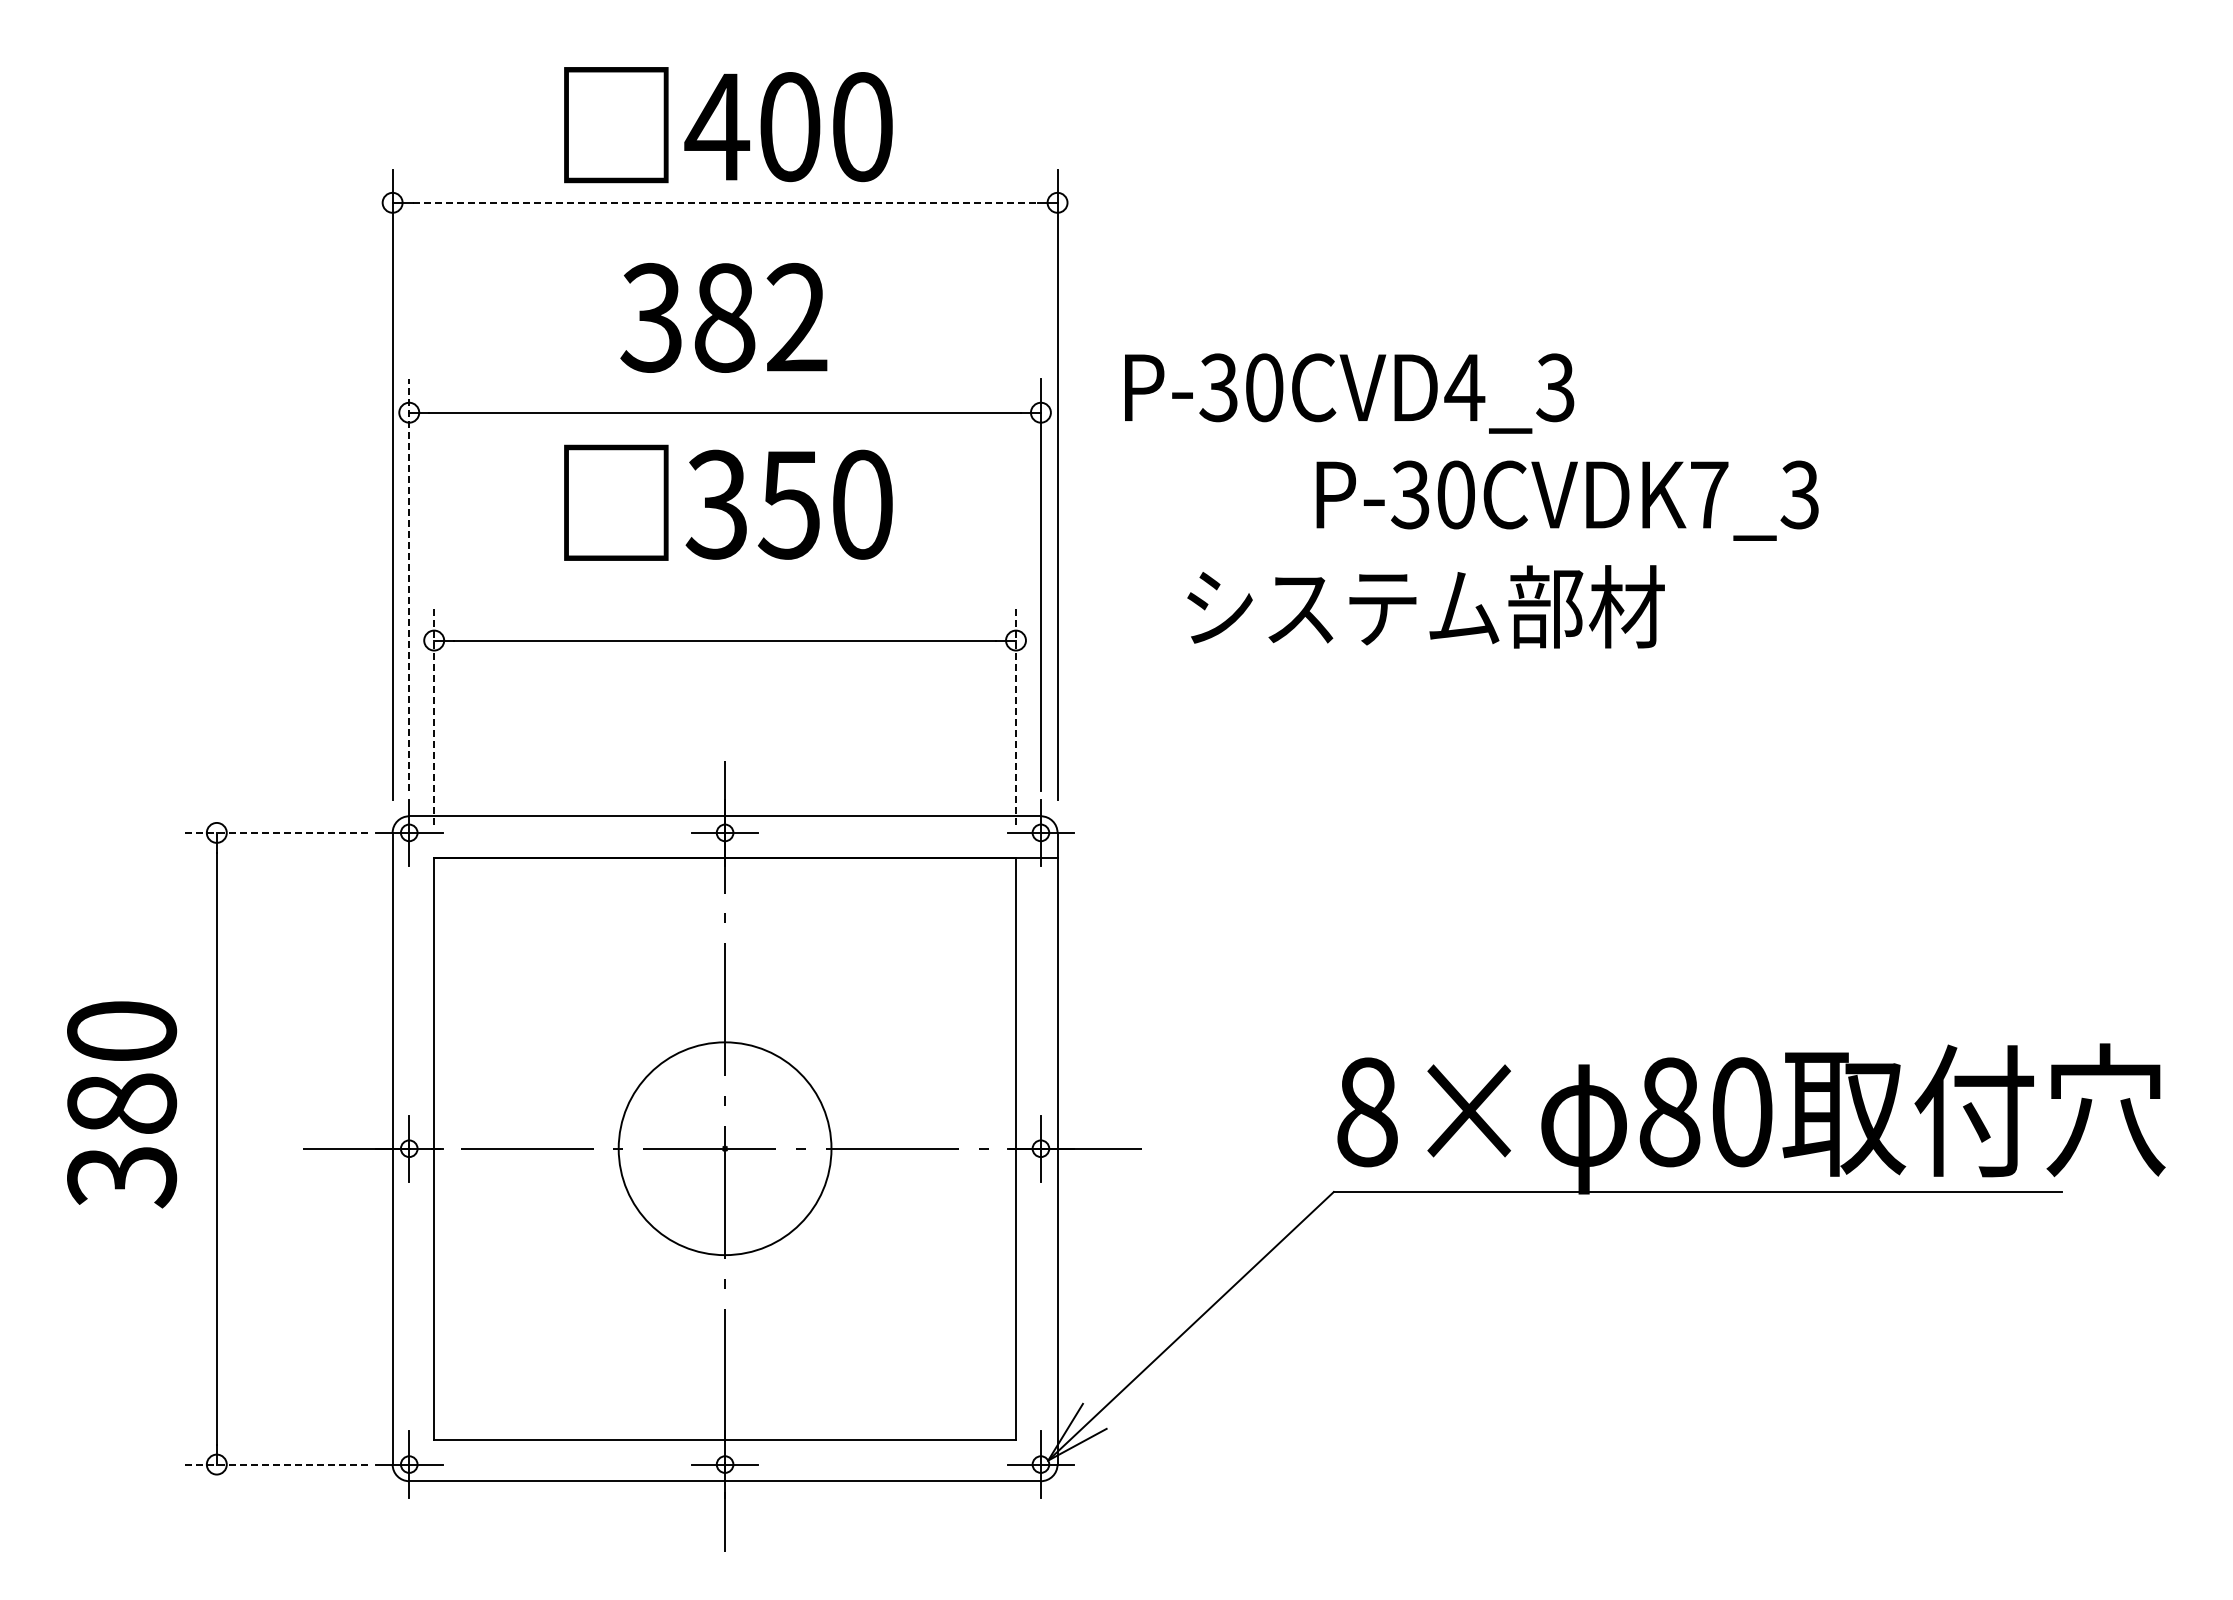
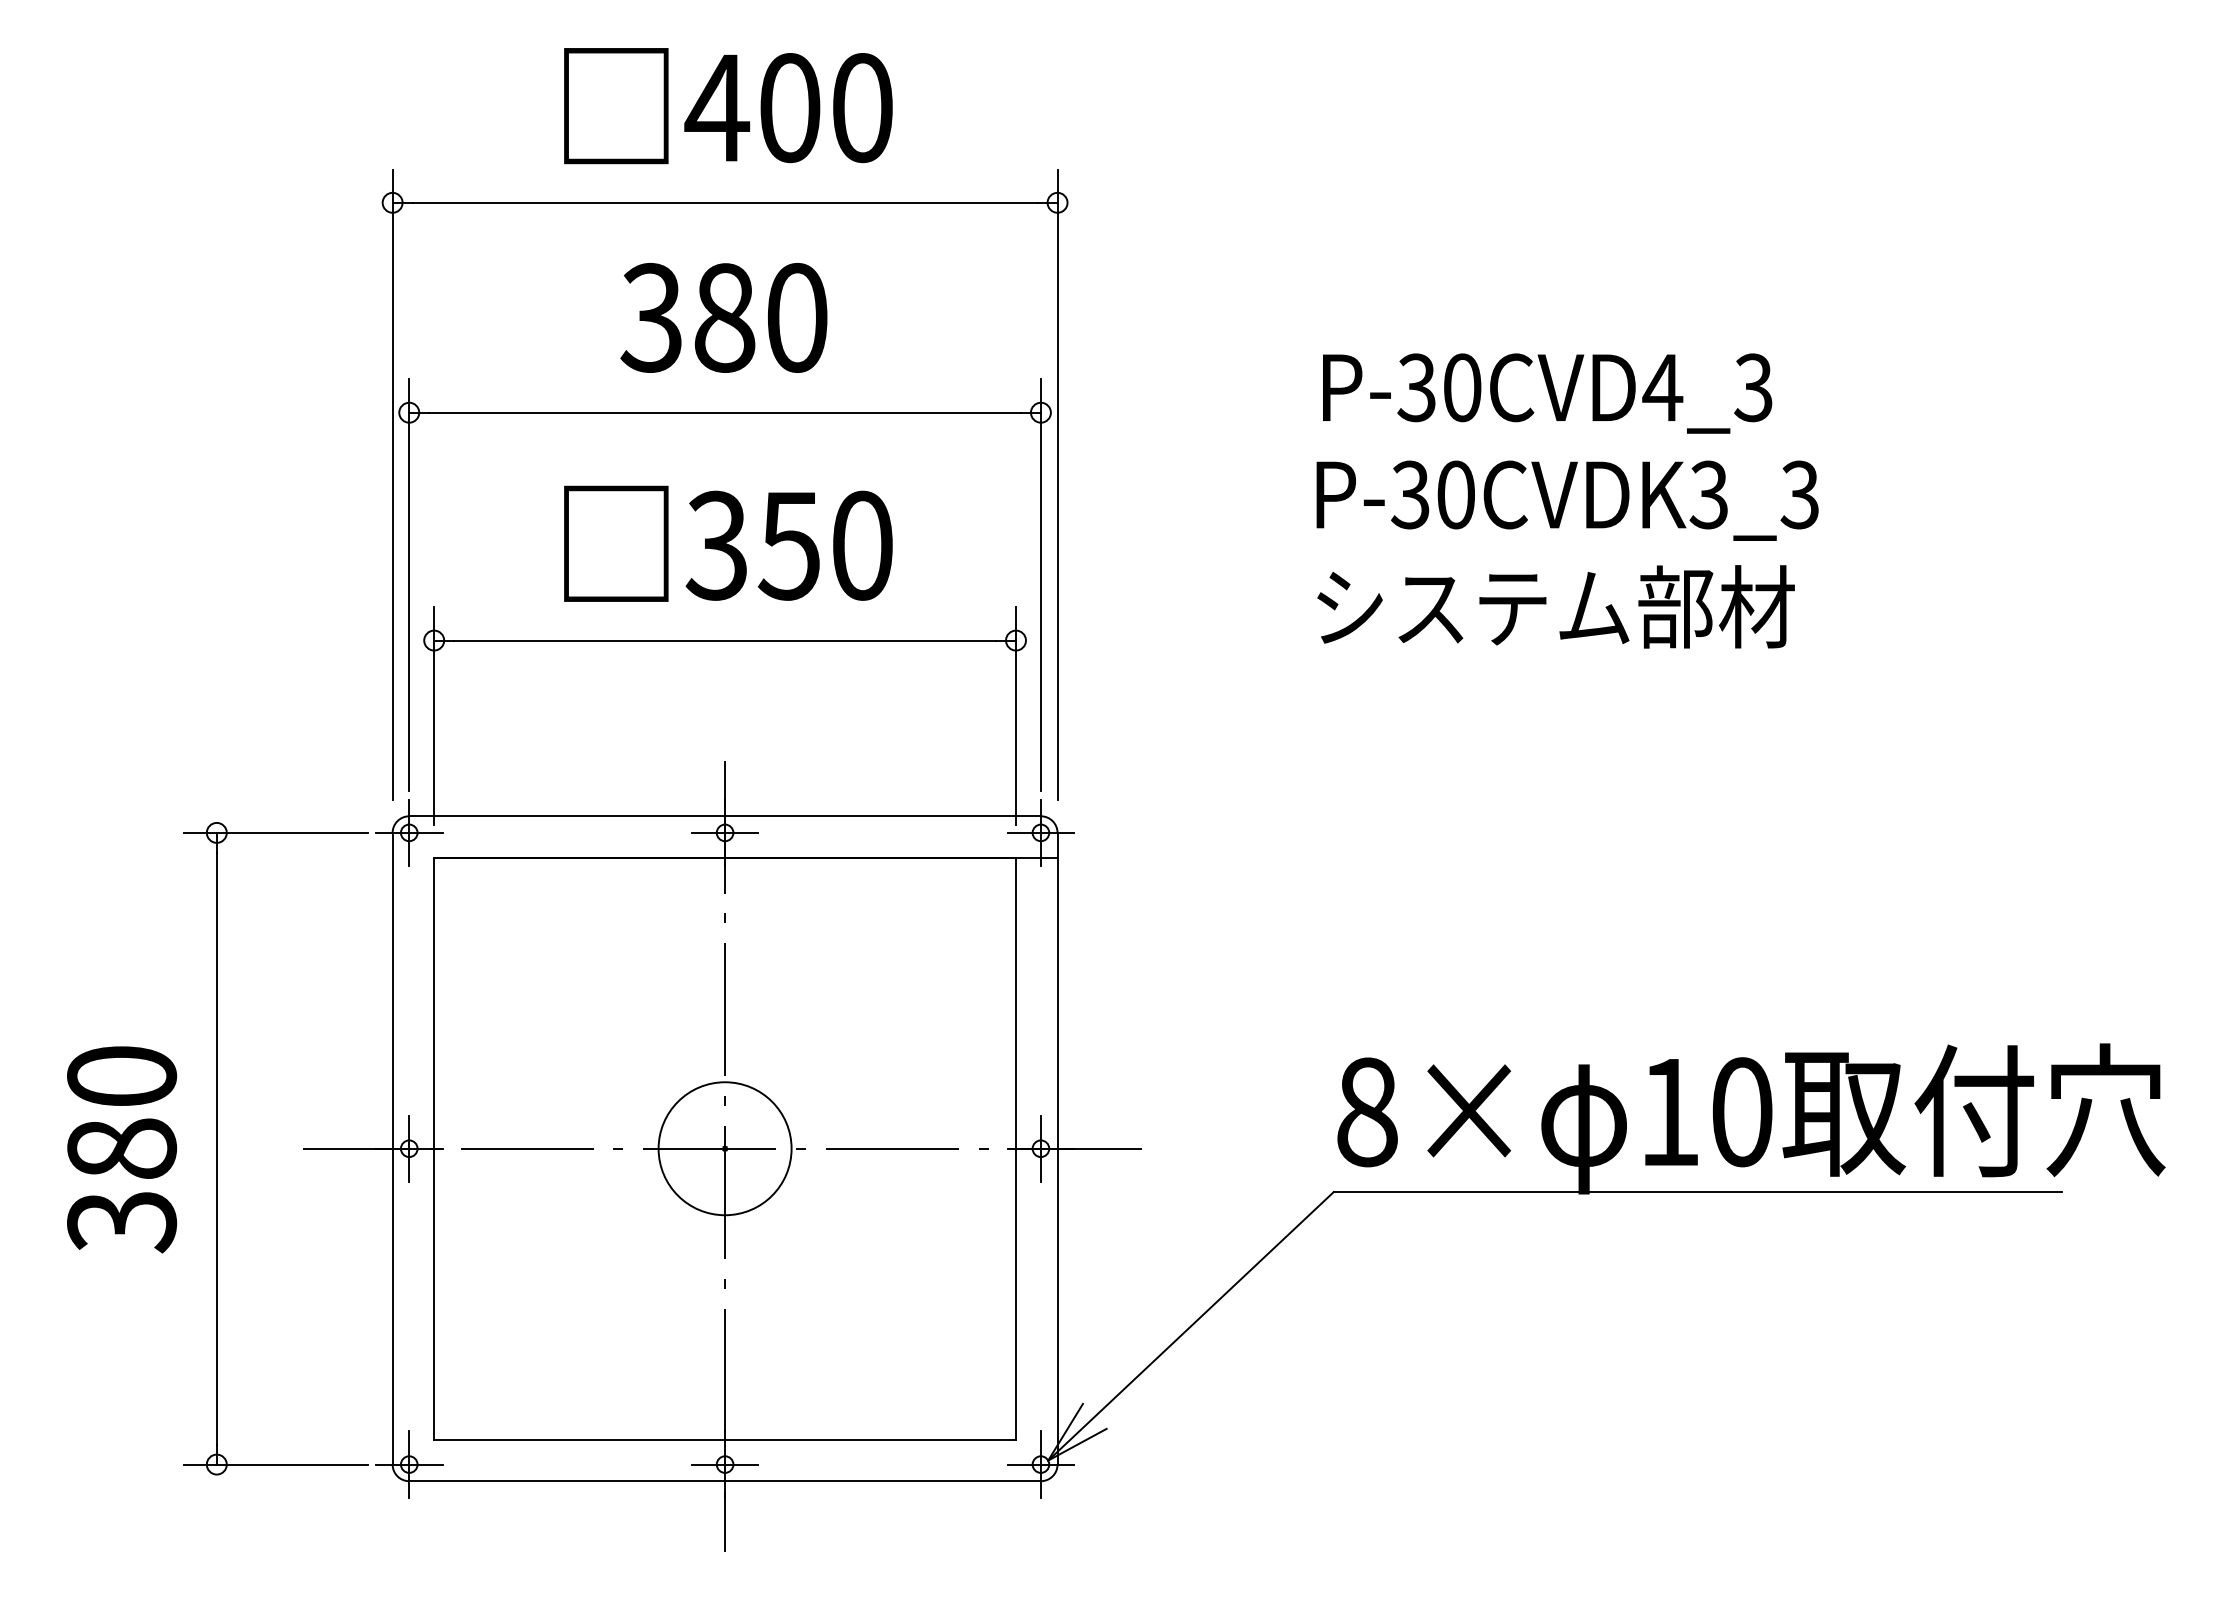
text position: (728, 125) -> (728, 106) (728, 106)
line: dashed -> solid (725, 202)
text: 382 -> 380 (796, 317)
text position: (1349, 393) -> (1547, 393) (1547, 393)
text: P-30CVDK7_3 -> P-30CVDK3_3 (1708, 494)
text position: (728, 502) -> (728, 543) (728, 543)
line: dashed -> solid (409, 585)
text position: (1425, 606) -> (1555, 606) (1555, 606)
line: dashed -> solid (434, 715)
line: dashed -> solid (1016, 715)
line: dashed -> solid (275, 832)
text position: (122, 1104) -> (122, 1149) (122, 1149)
text: 80 -> 10 (1669, 1112)
circle diameter: 213 px -> 133 px (724, 1148)
line: dashed -> solid (275, 1464)
